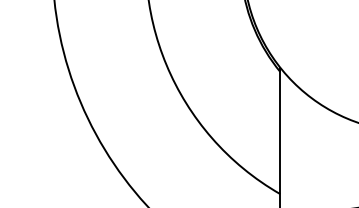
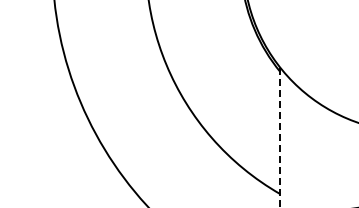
line: solid -> dashed (280, 137)
